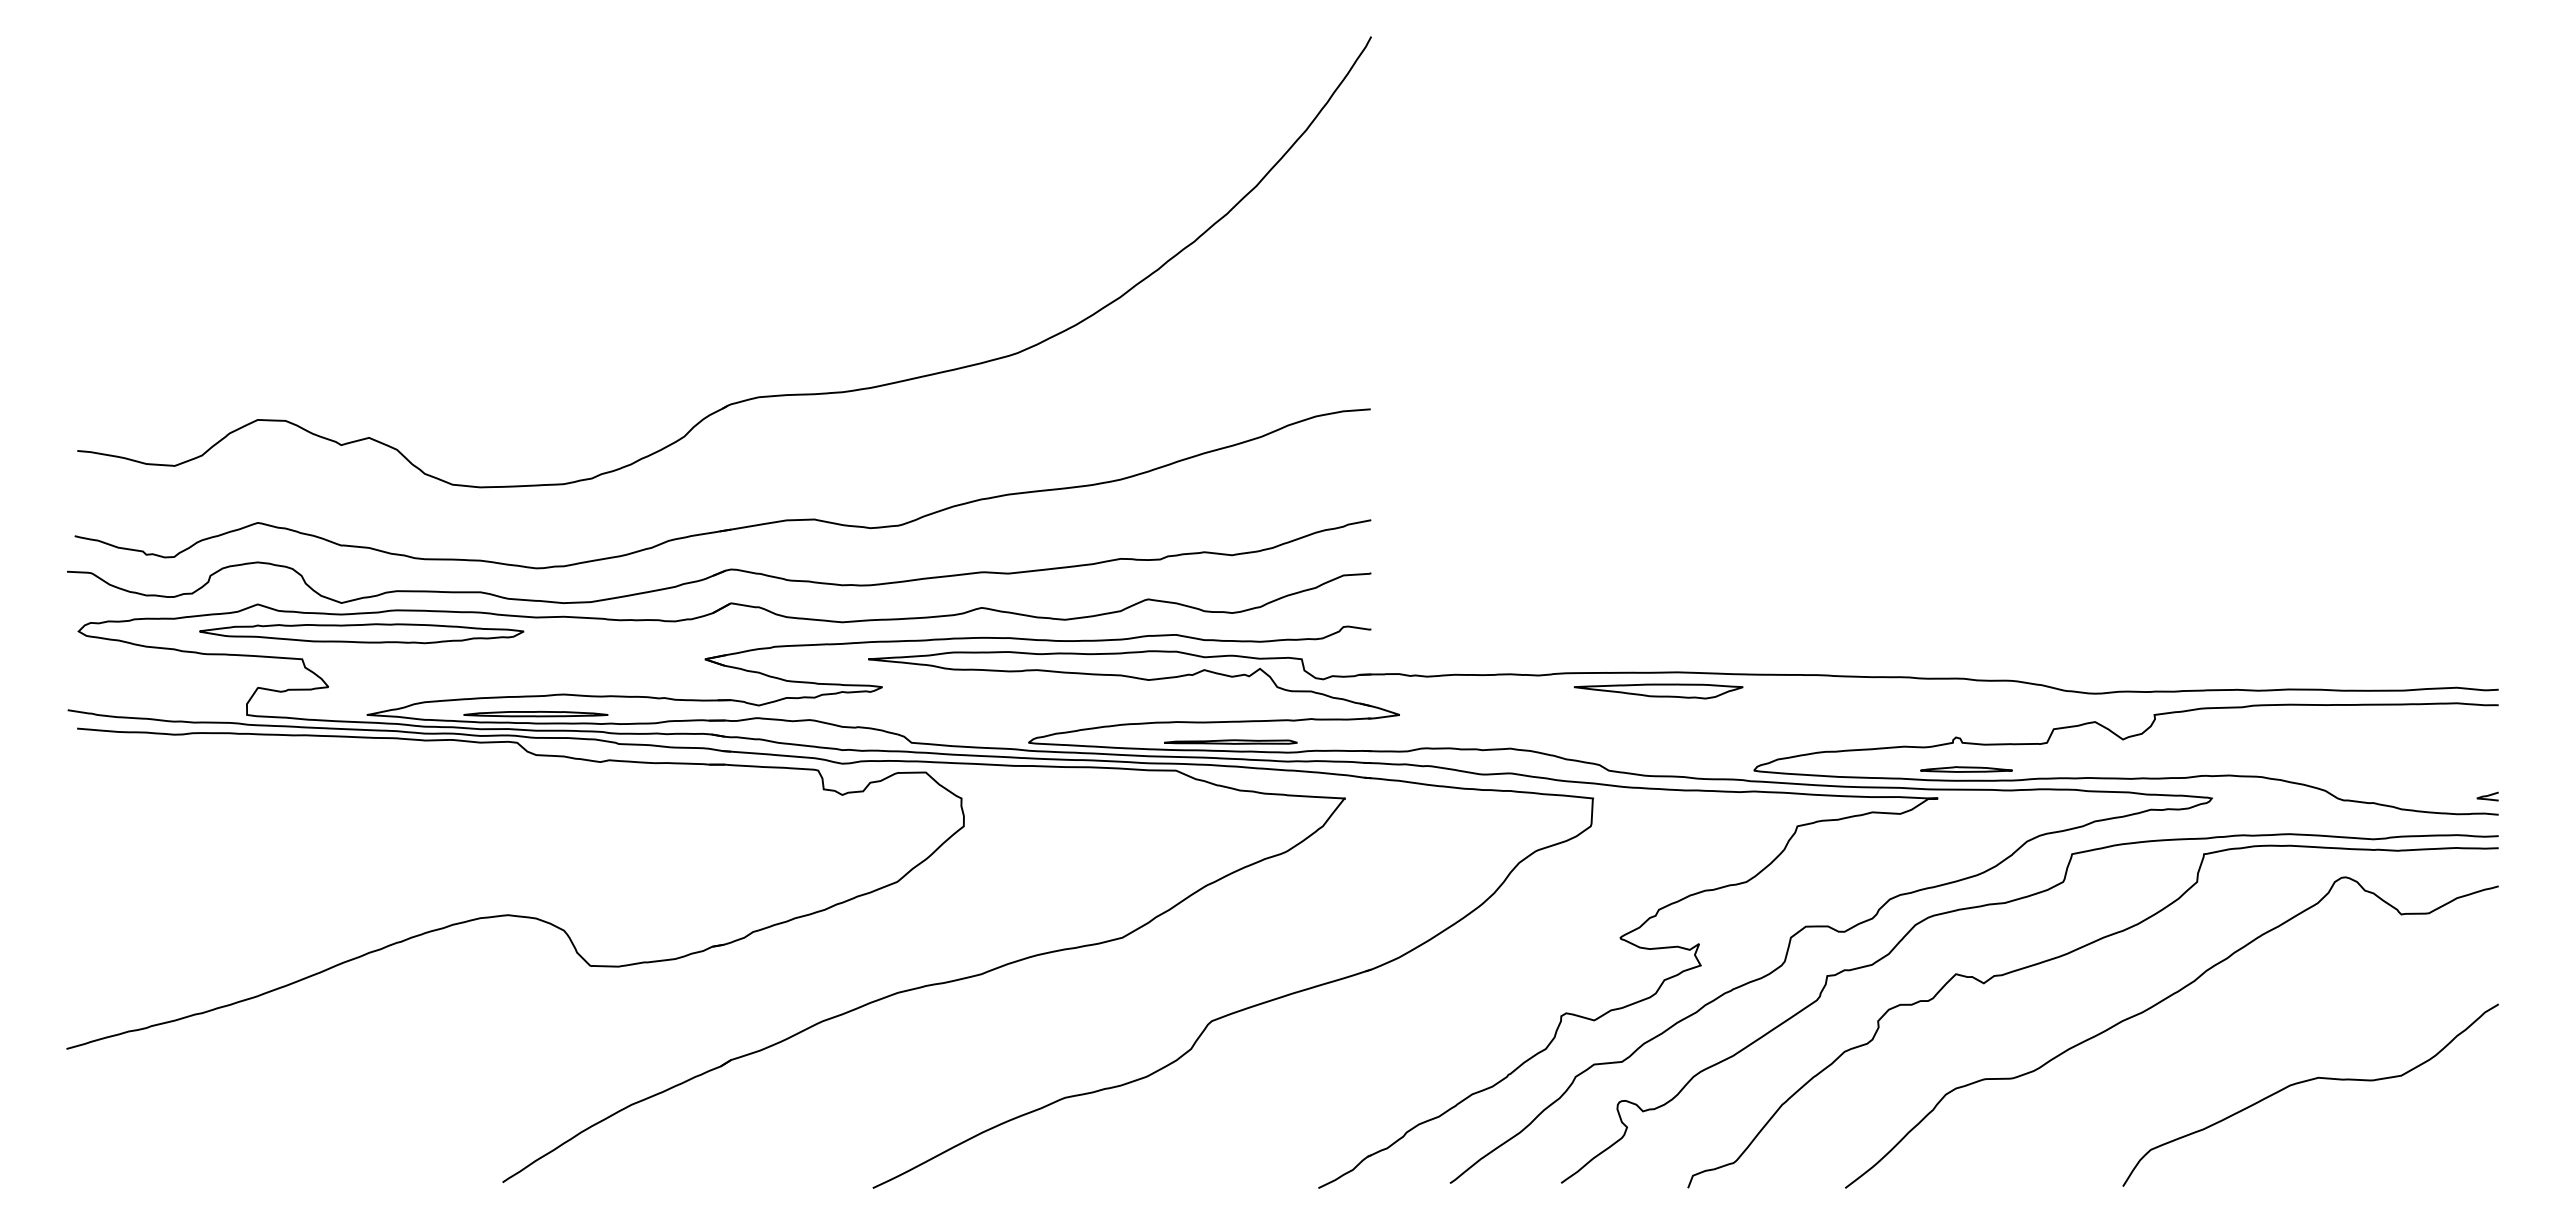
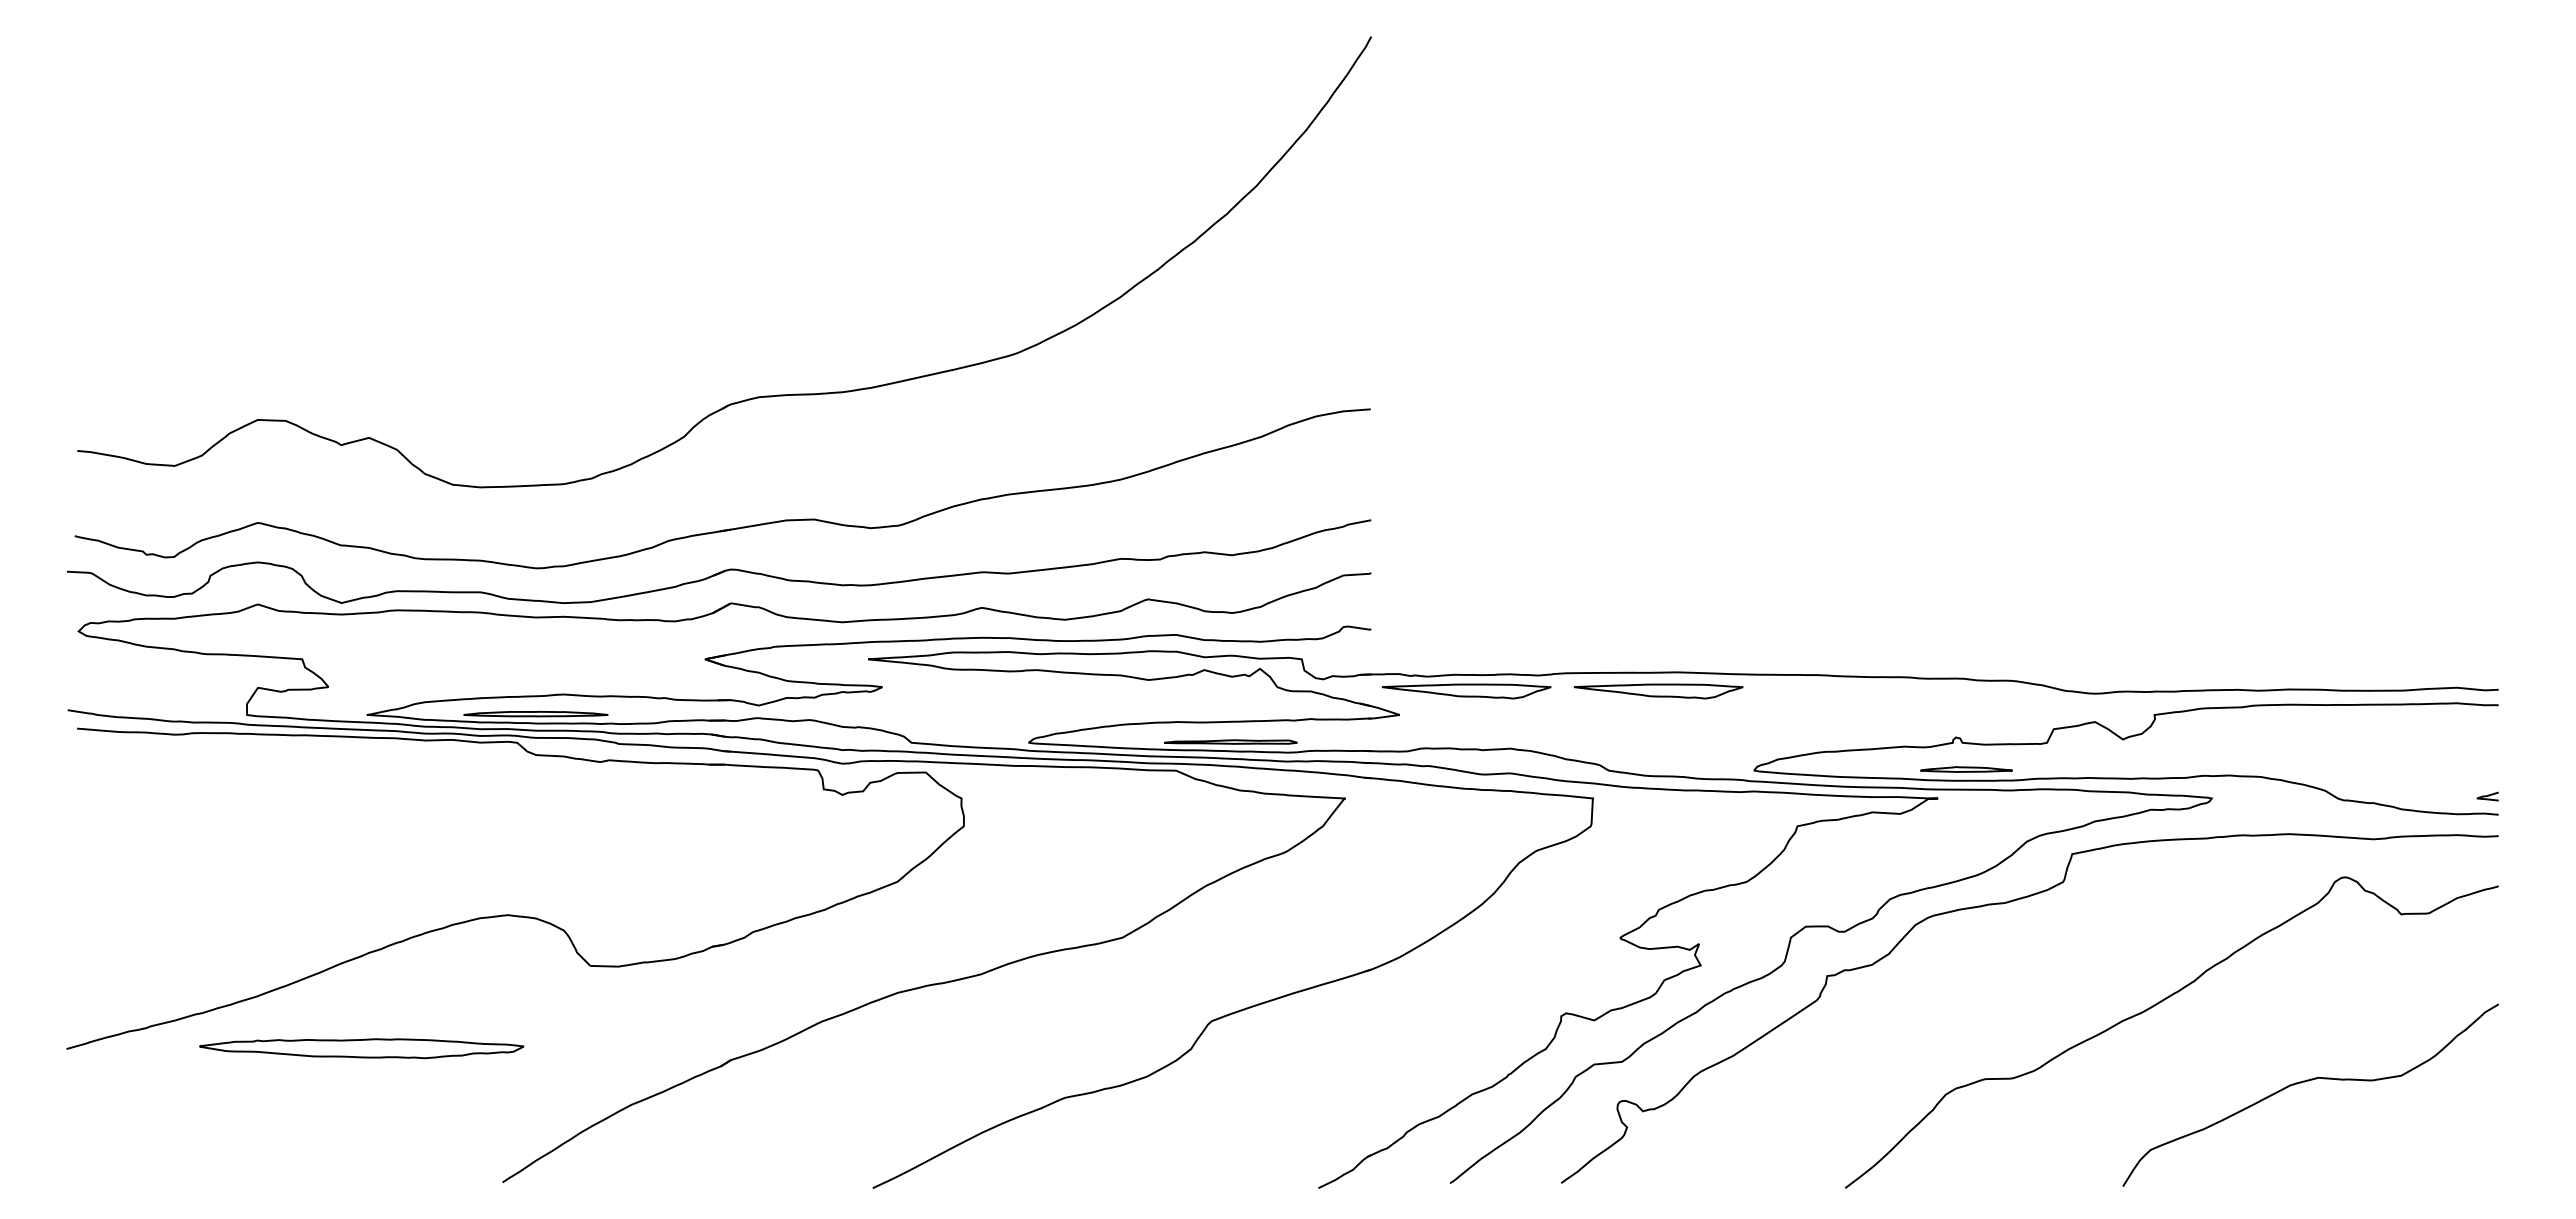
part position: (361, 633) -> (361, 1048) (361, 1048)
part: none -> present (1466, 691)
curve: present -> none (2066, 955)
